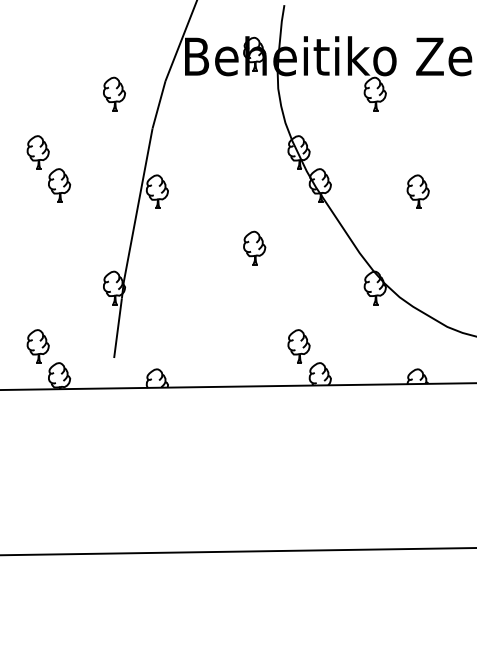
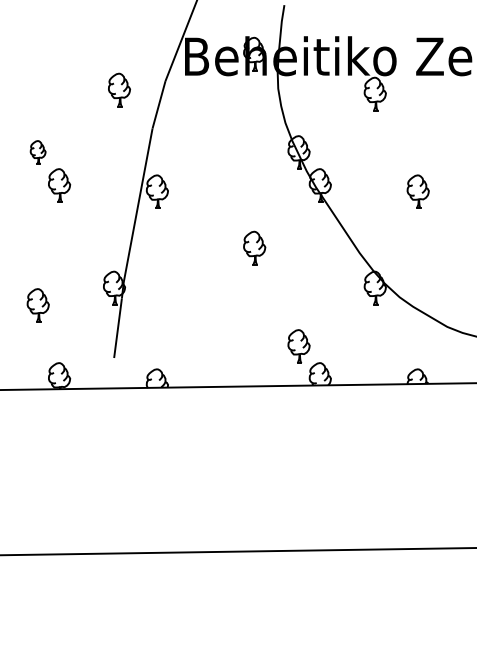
part position: (114, 93) -> (119, 89) (119, 89)
part size: 24x35 px -> 18x25 px (37, 152)
part position: (37, 346) -> (37, 305) (37, 305)
